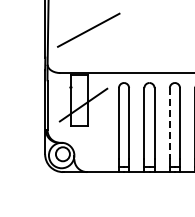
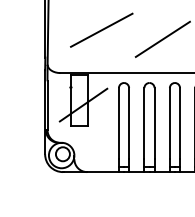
line position: (88, 29) -> (101, 29) (101, 29)
line: none -> present (162, 38)
line: dashed -> solid (169, 123)
